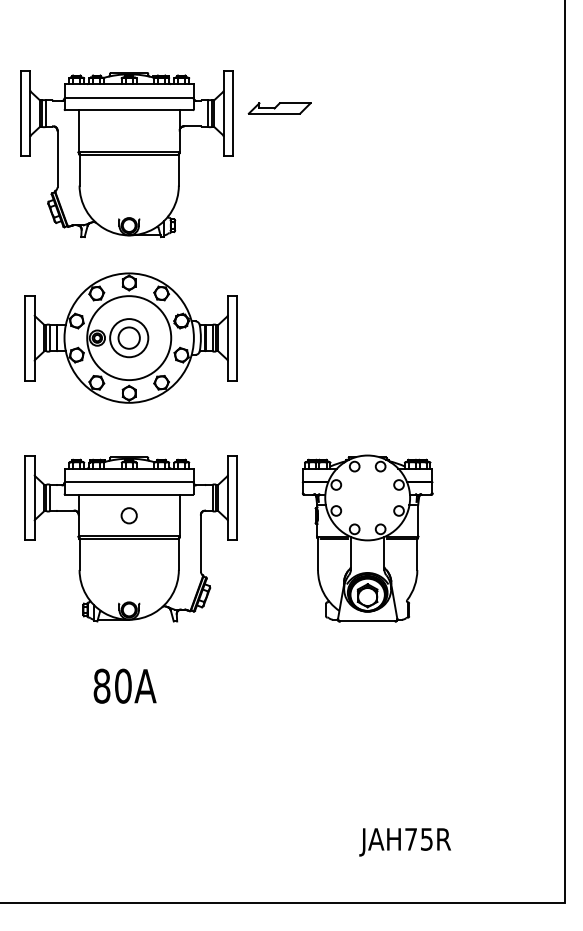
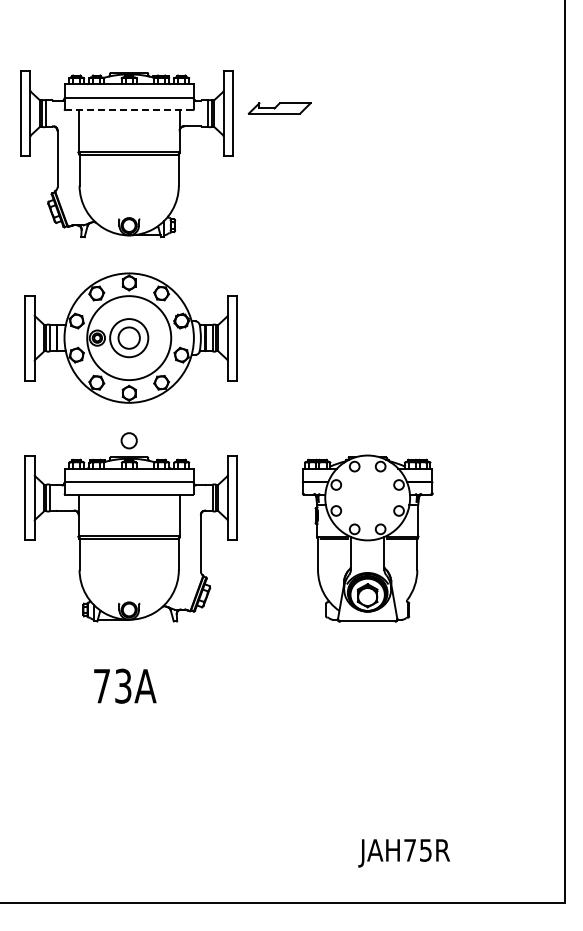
line: solid -> dashed (129, 110)
circle position: (128, 515) -> (128, 440) (128, 440)
text: 80A -> 73A (112, 685)
text position: (404, 842) -> (403, 853) (403, 853)
